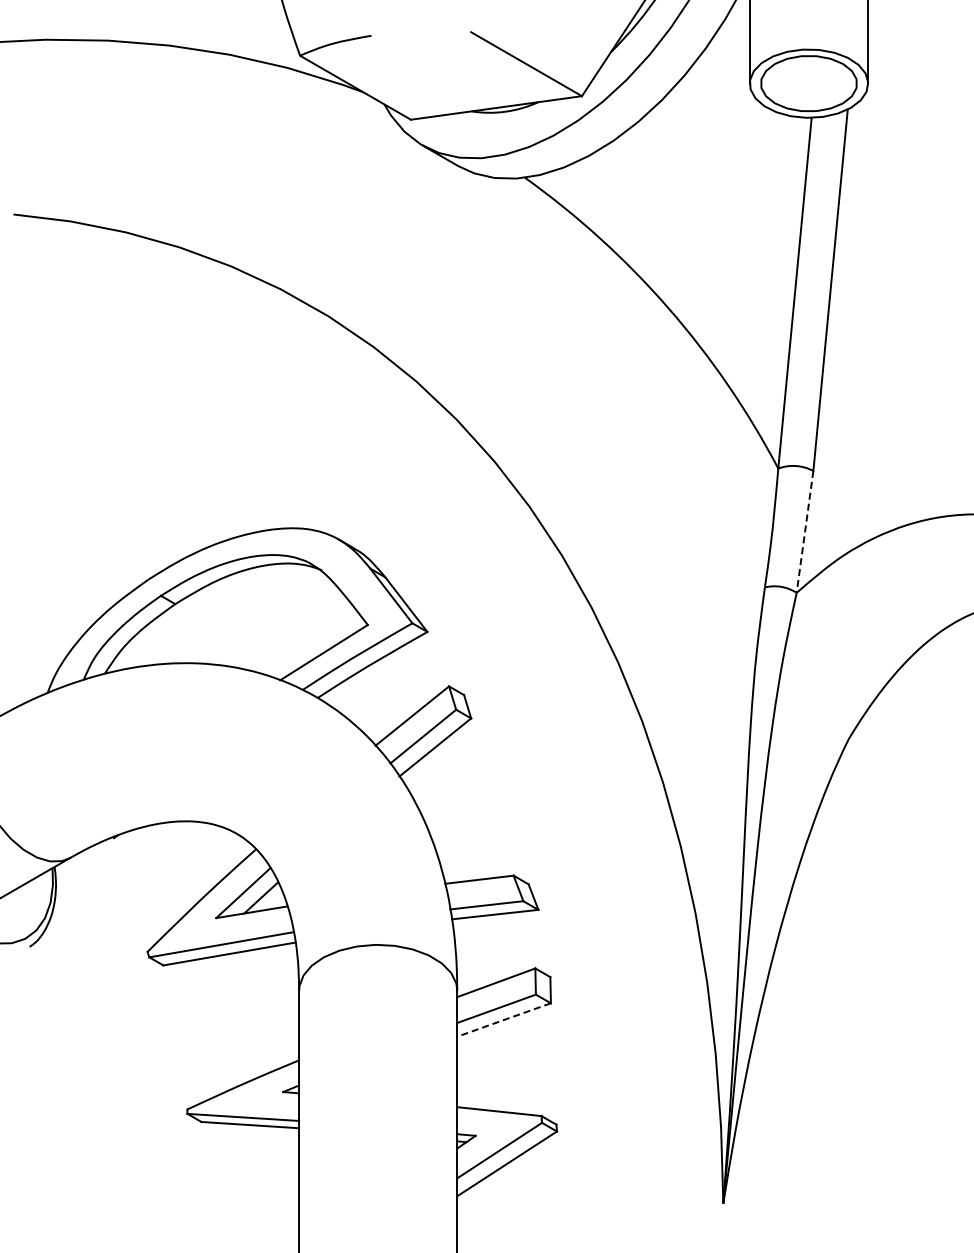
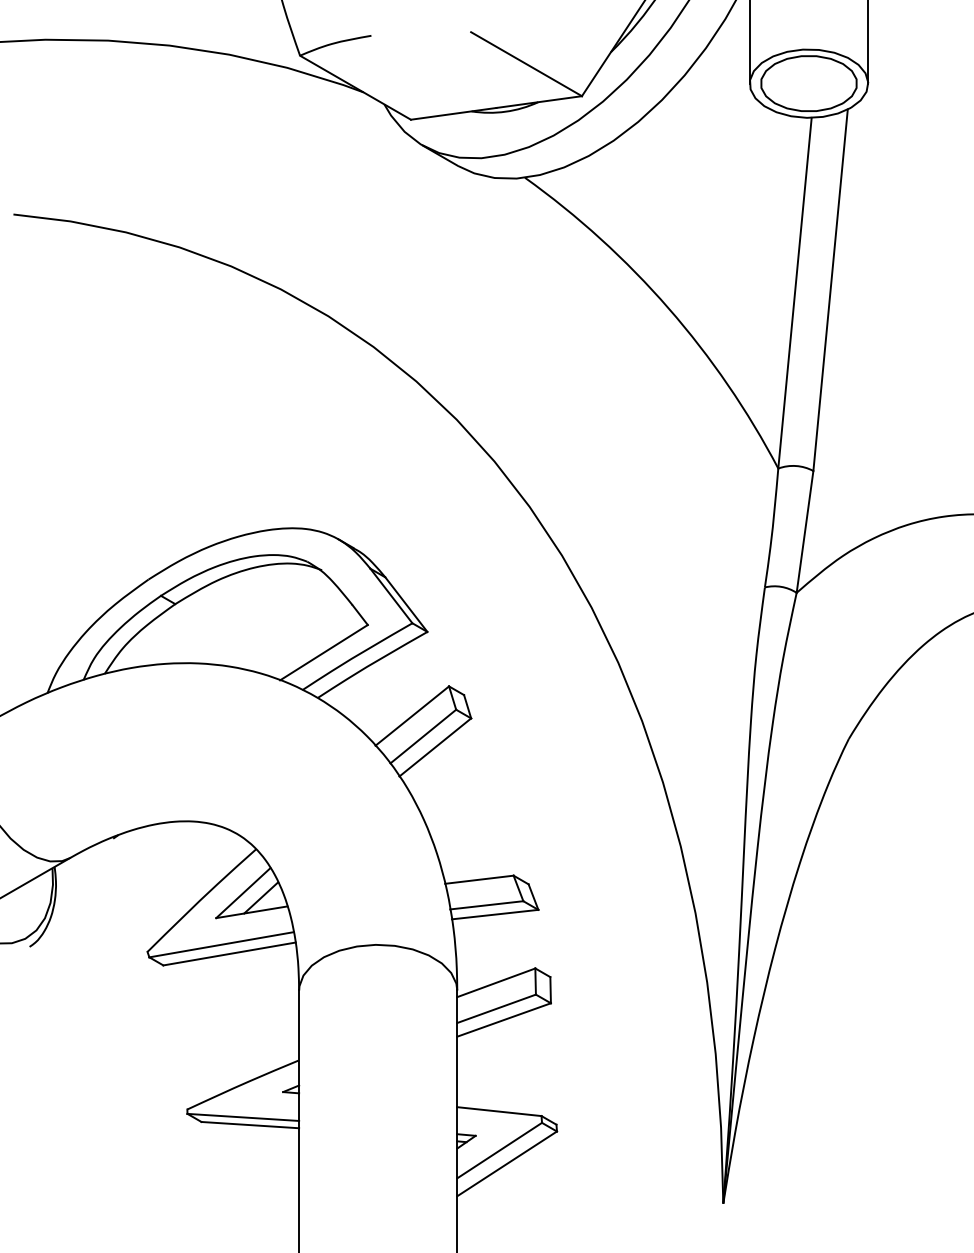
line: dashed -> solid (805, 531)
line: dashed -> solid (504, 1019)
